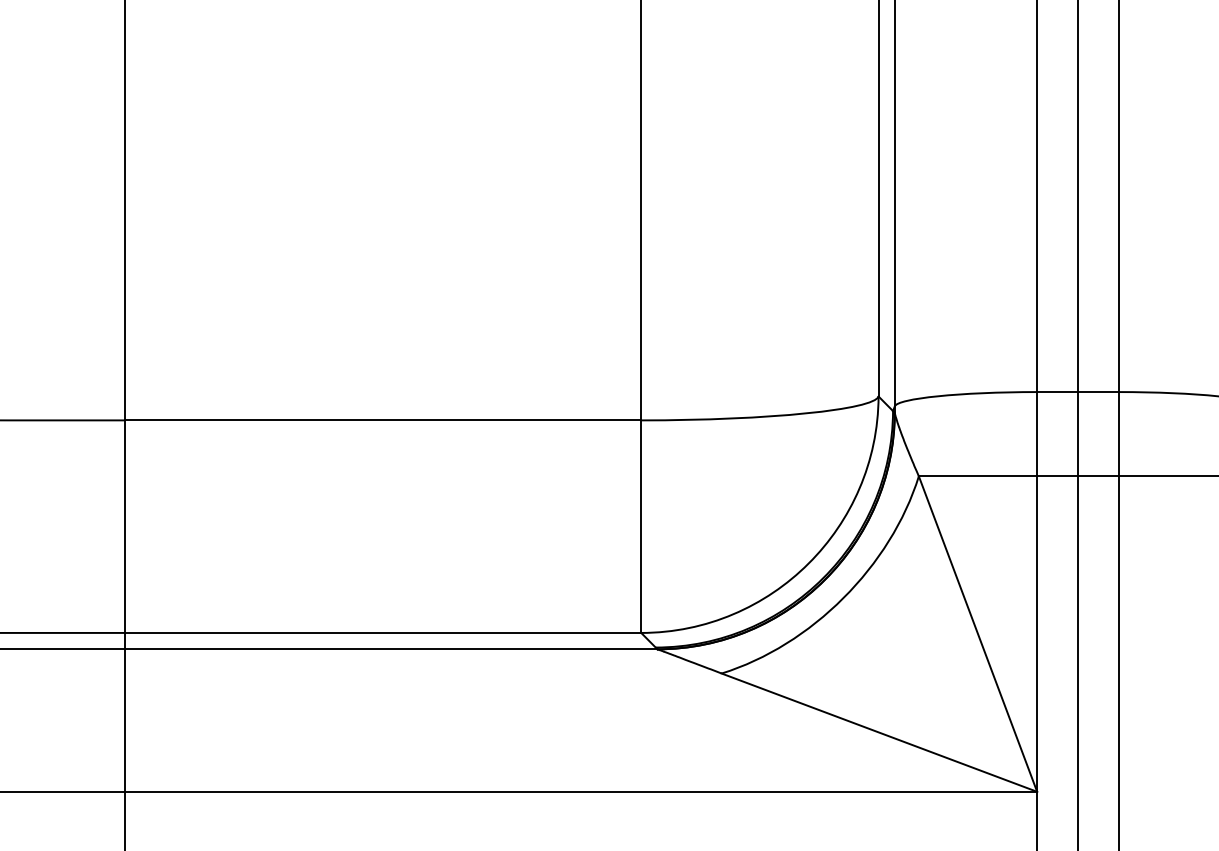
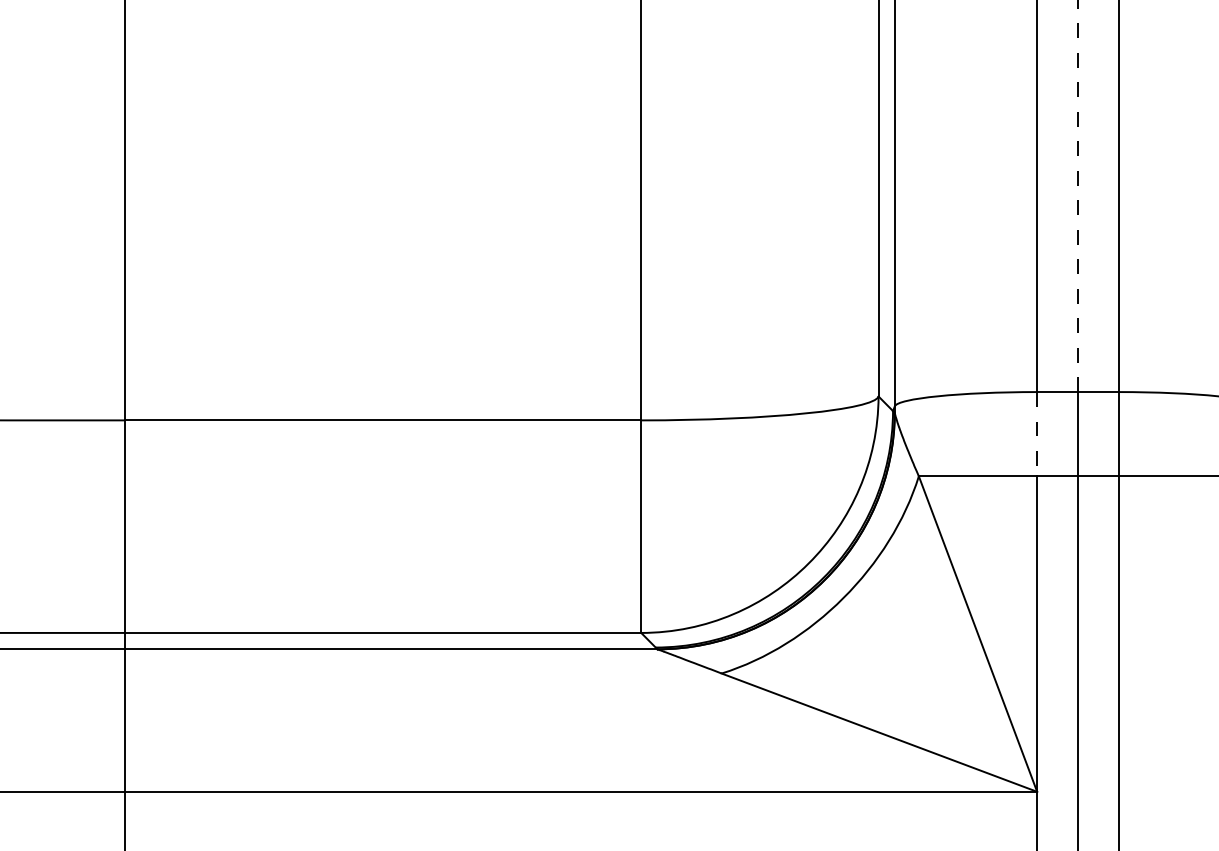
line: solid -> dashed (1078, 196)
line: solid -> dashed (1037, 434)
